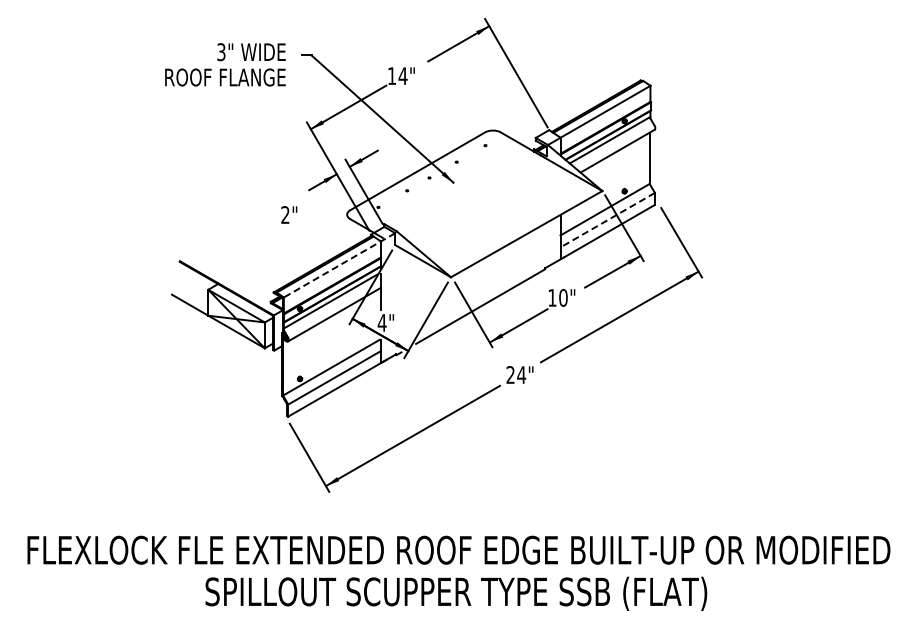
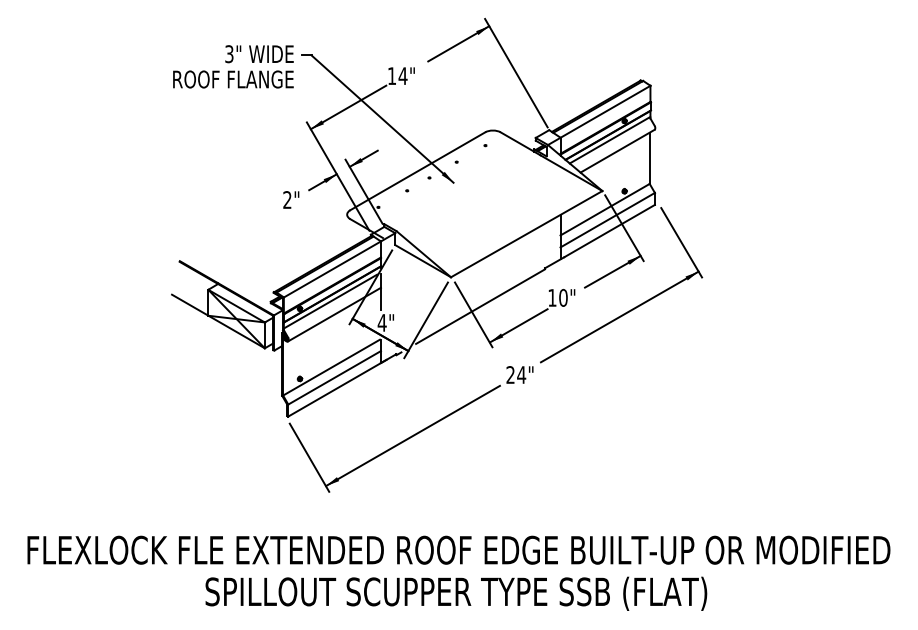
text position: (225, 64) -> (233, 66) (233, 66)
text position: (289, 214) -> (291, 199) (291, 199)
line: dashed -> solid (607, 220)
line: dashed -> solid (339, 265)
